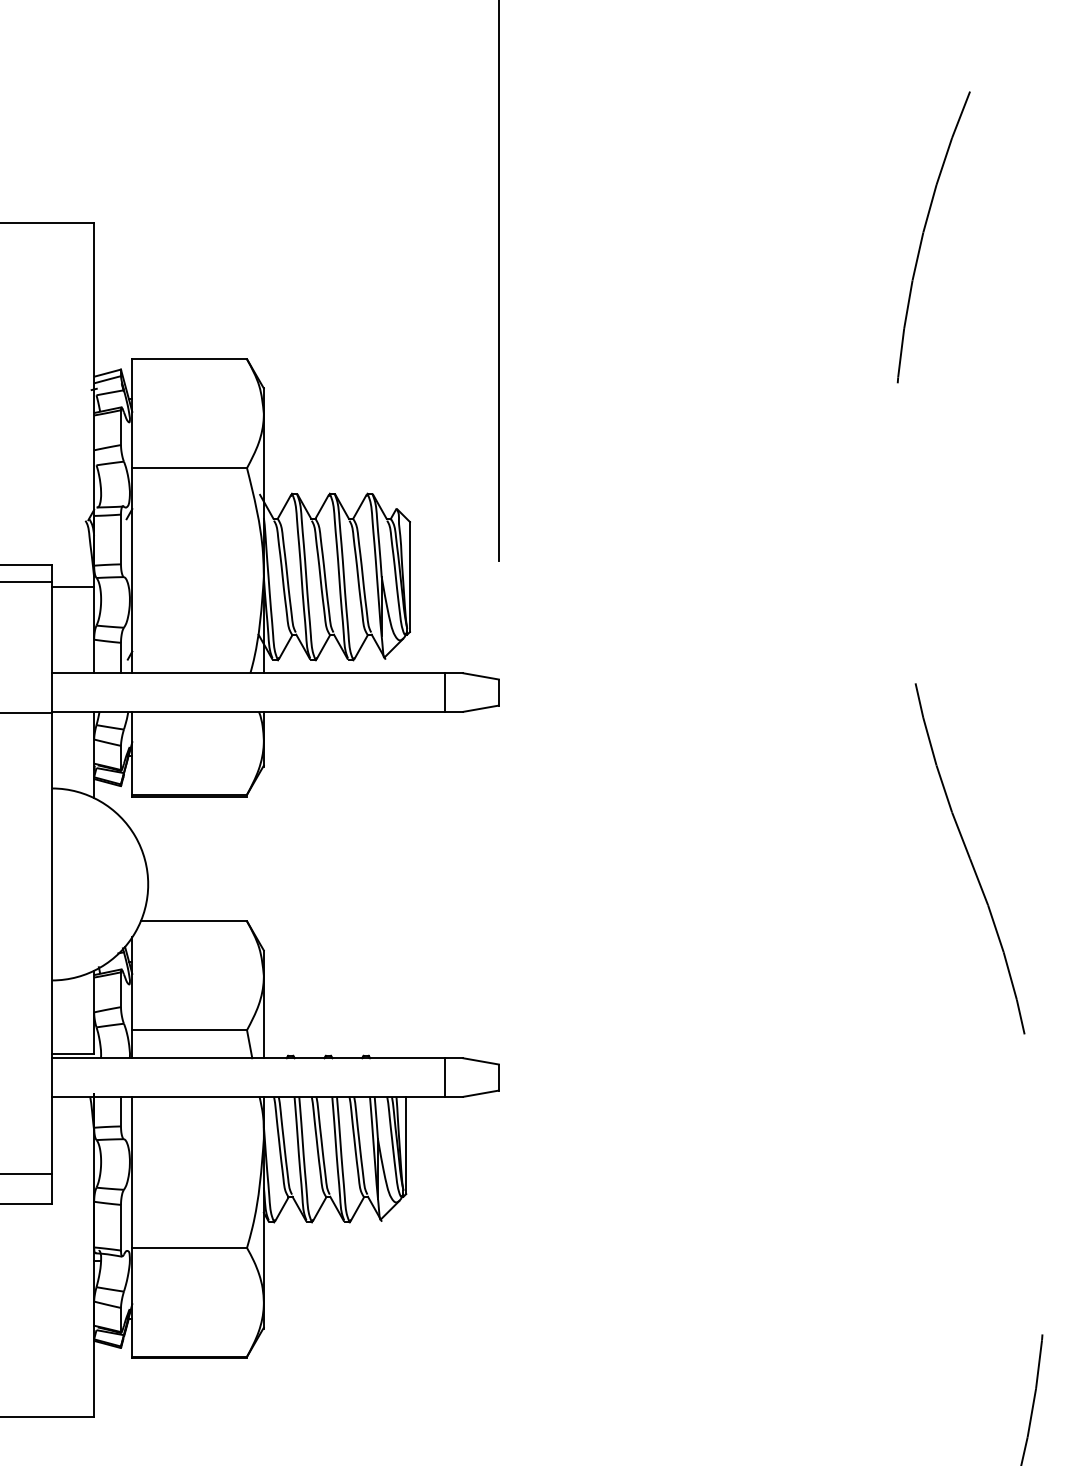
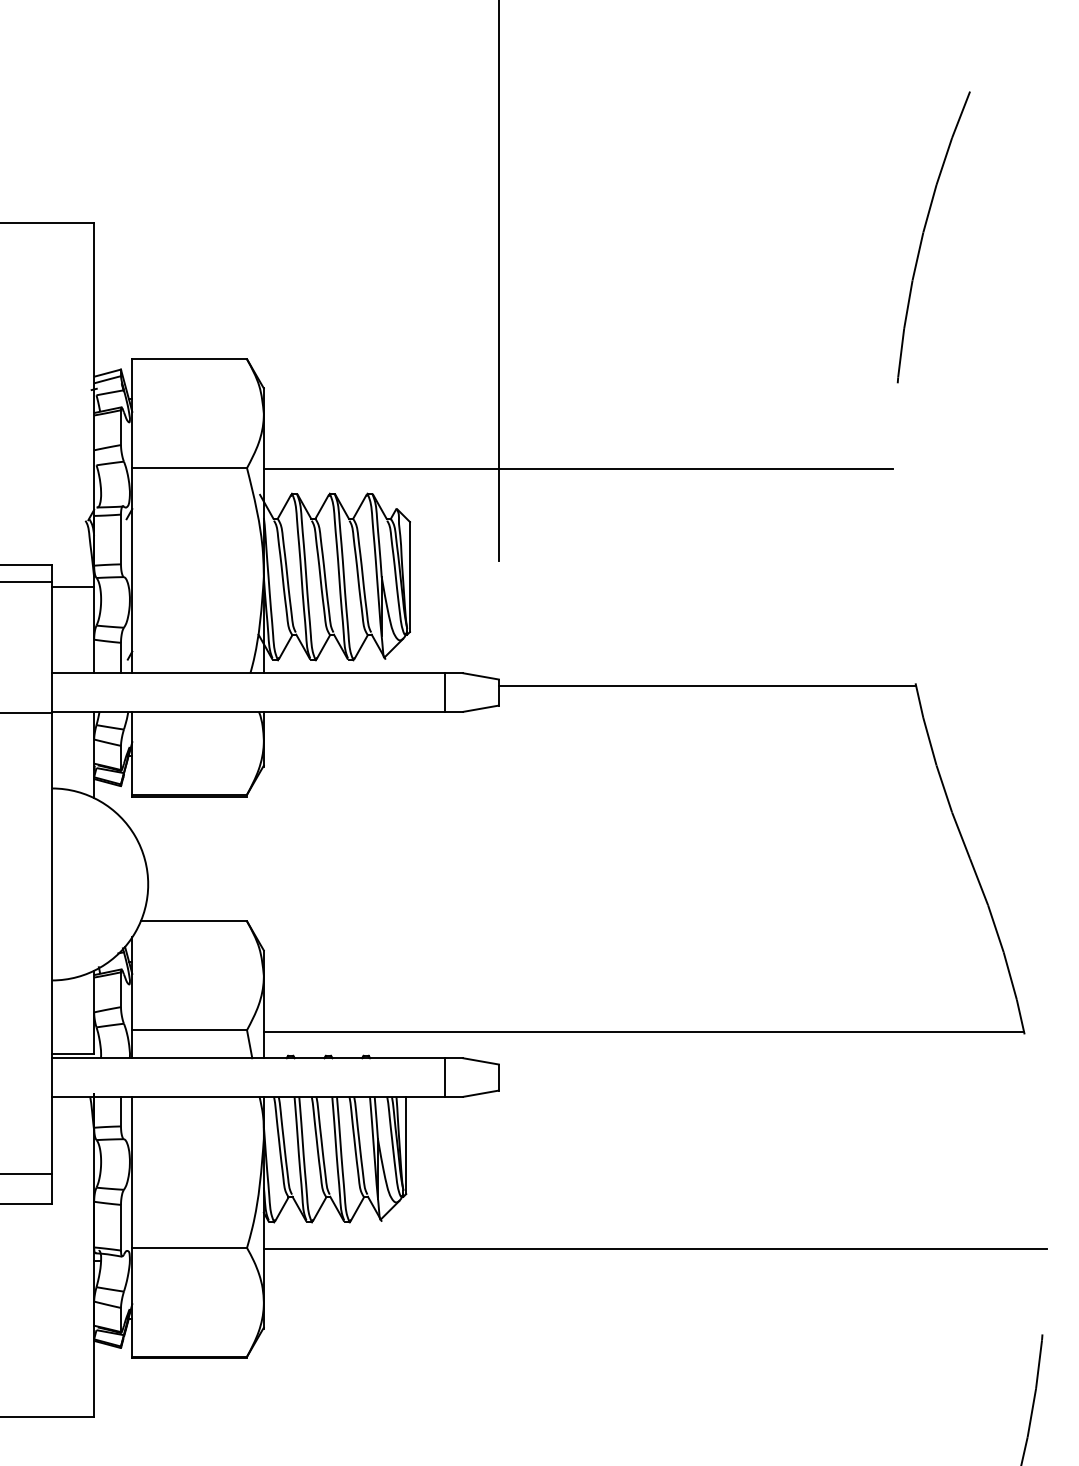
line: none -> present (578, 468)
line: none -> present (706, 685)
line: none -> present (643, 1031)
line: none -> present (654, 1249)
